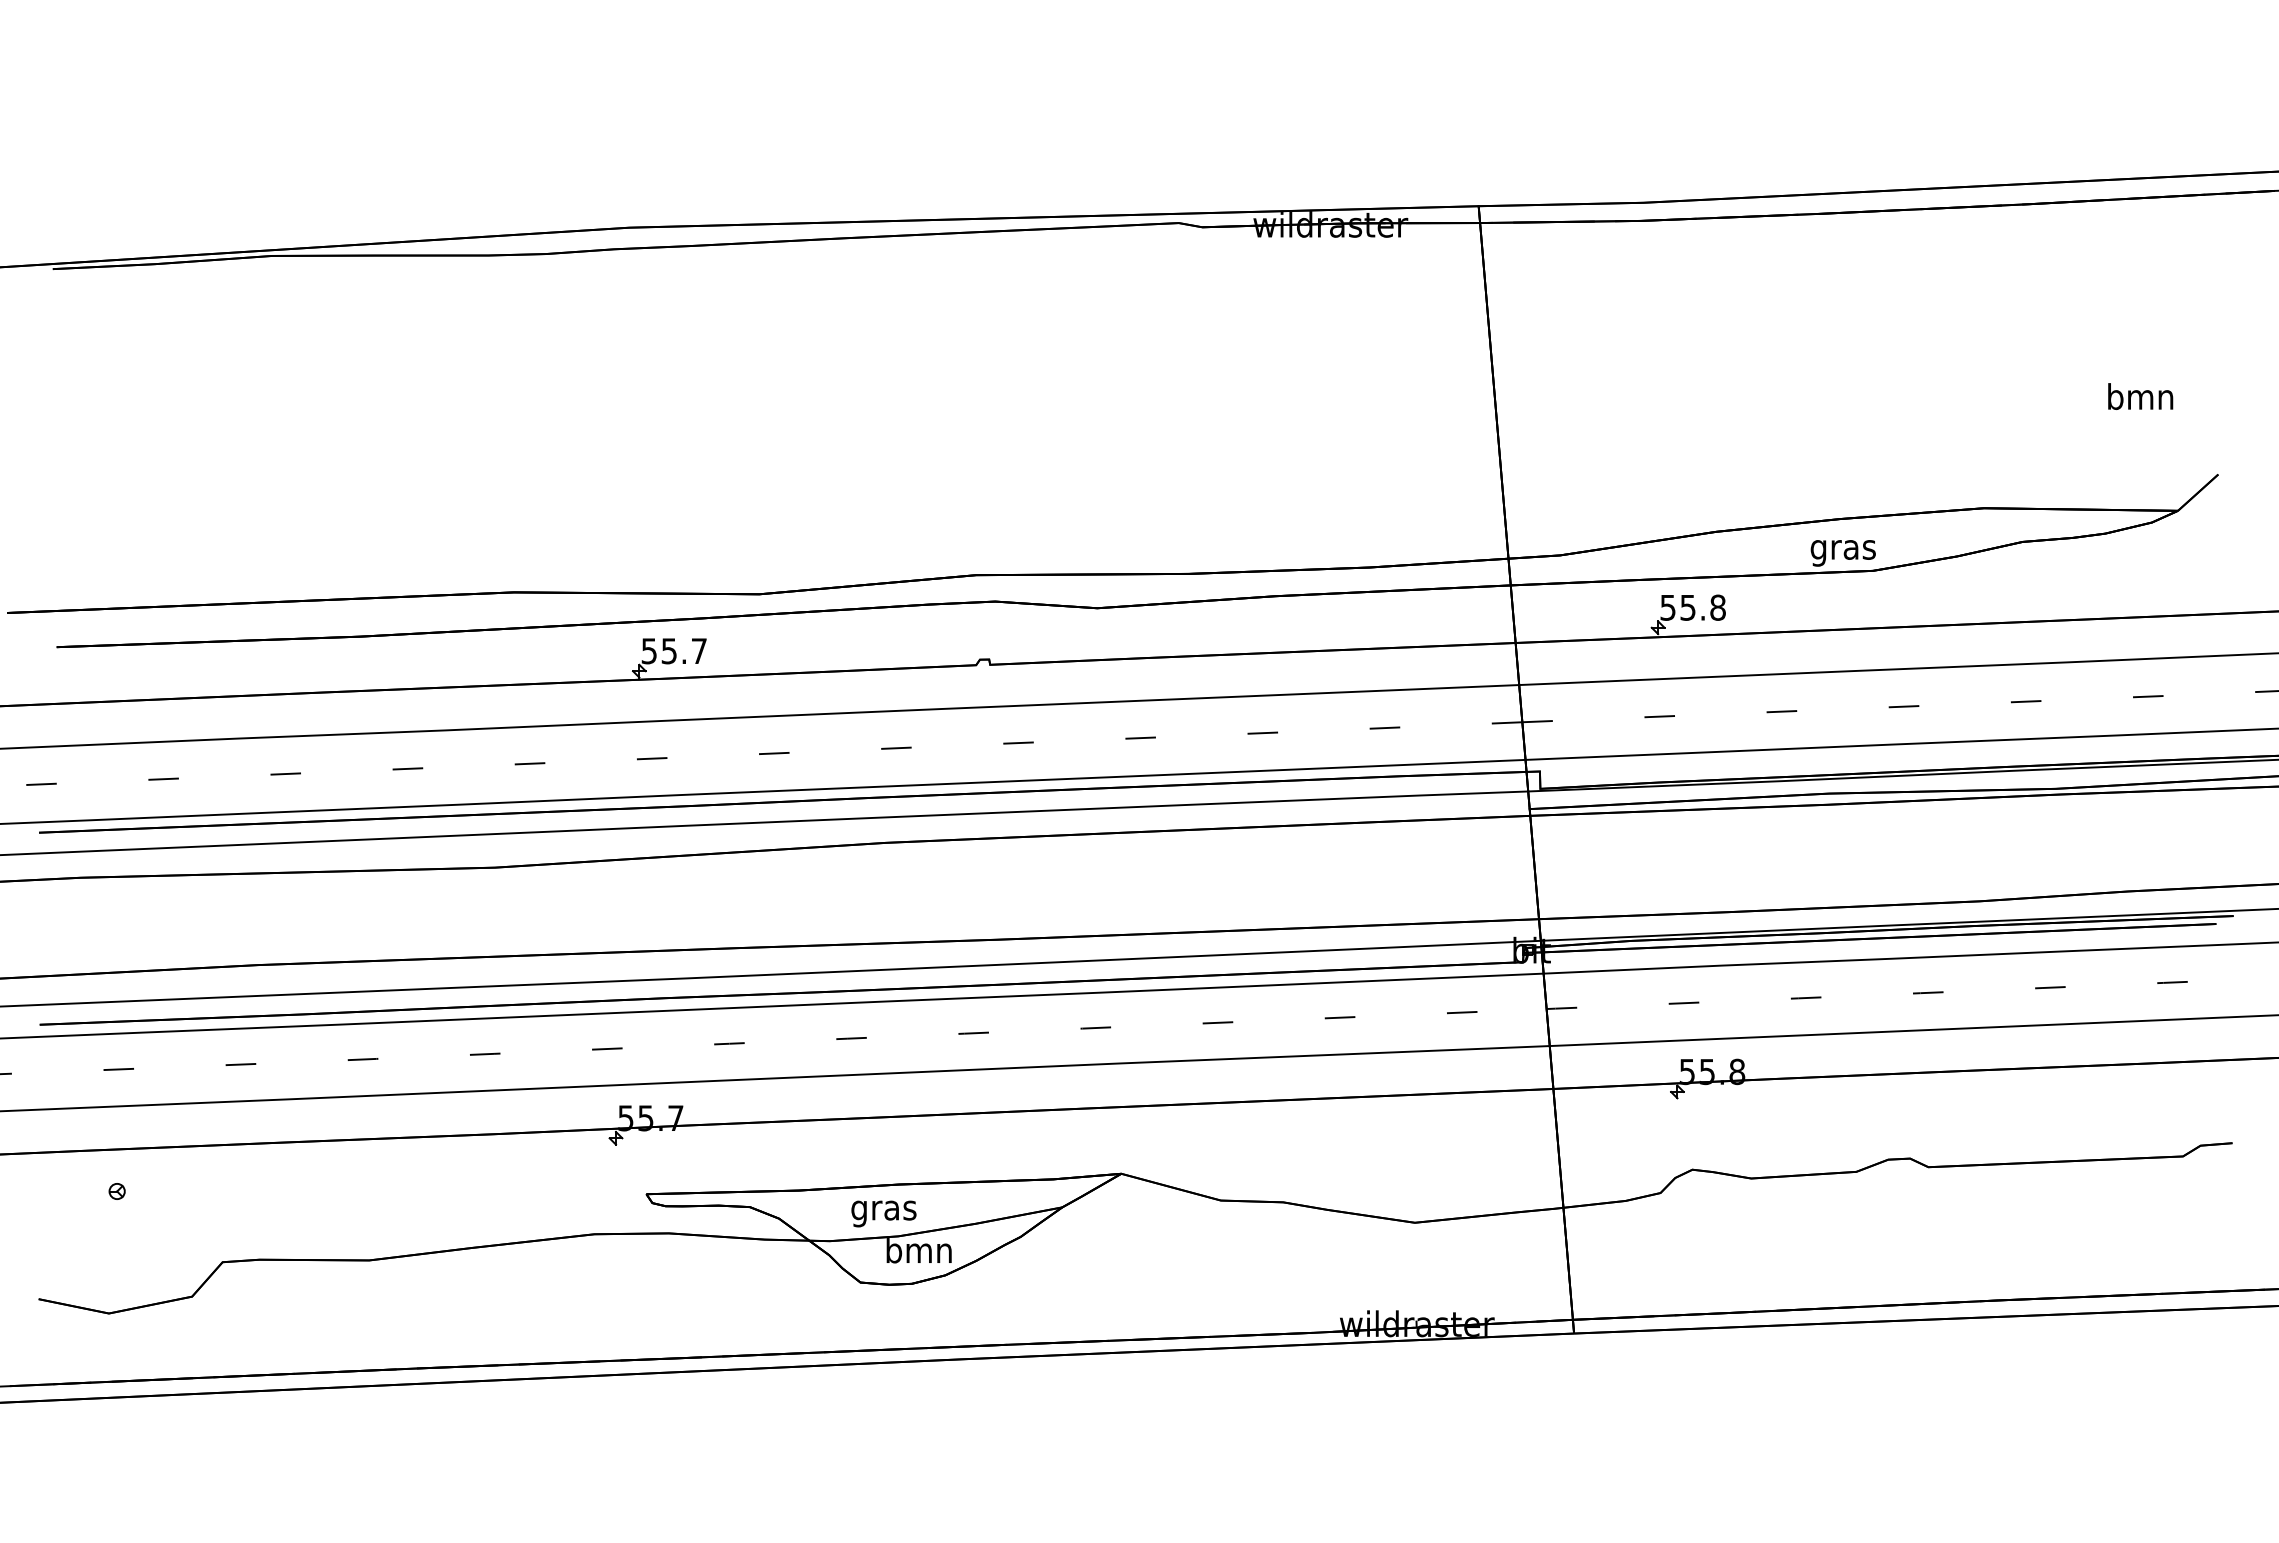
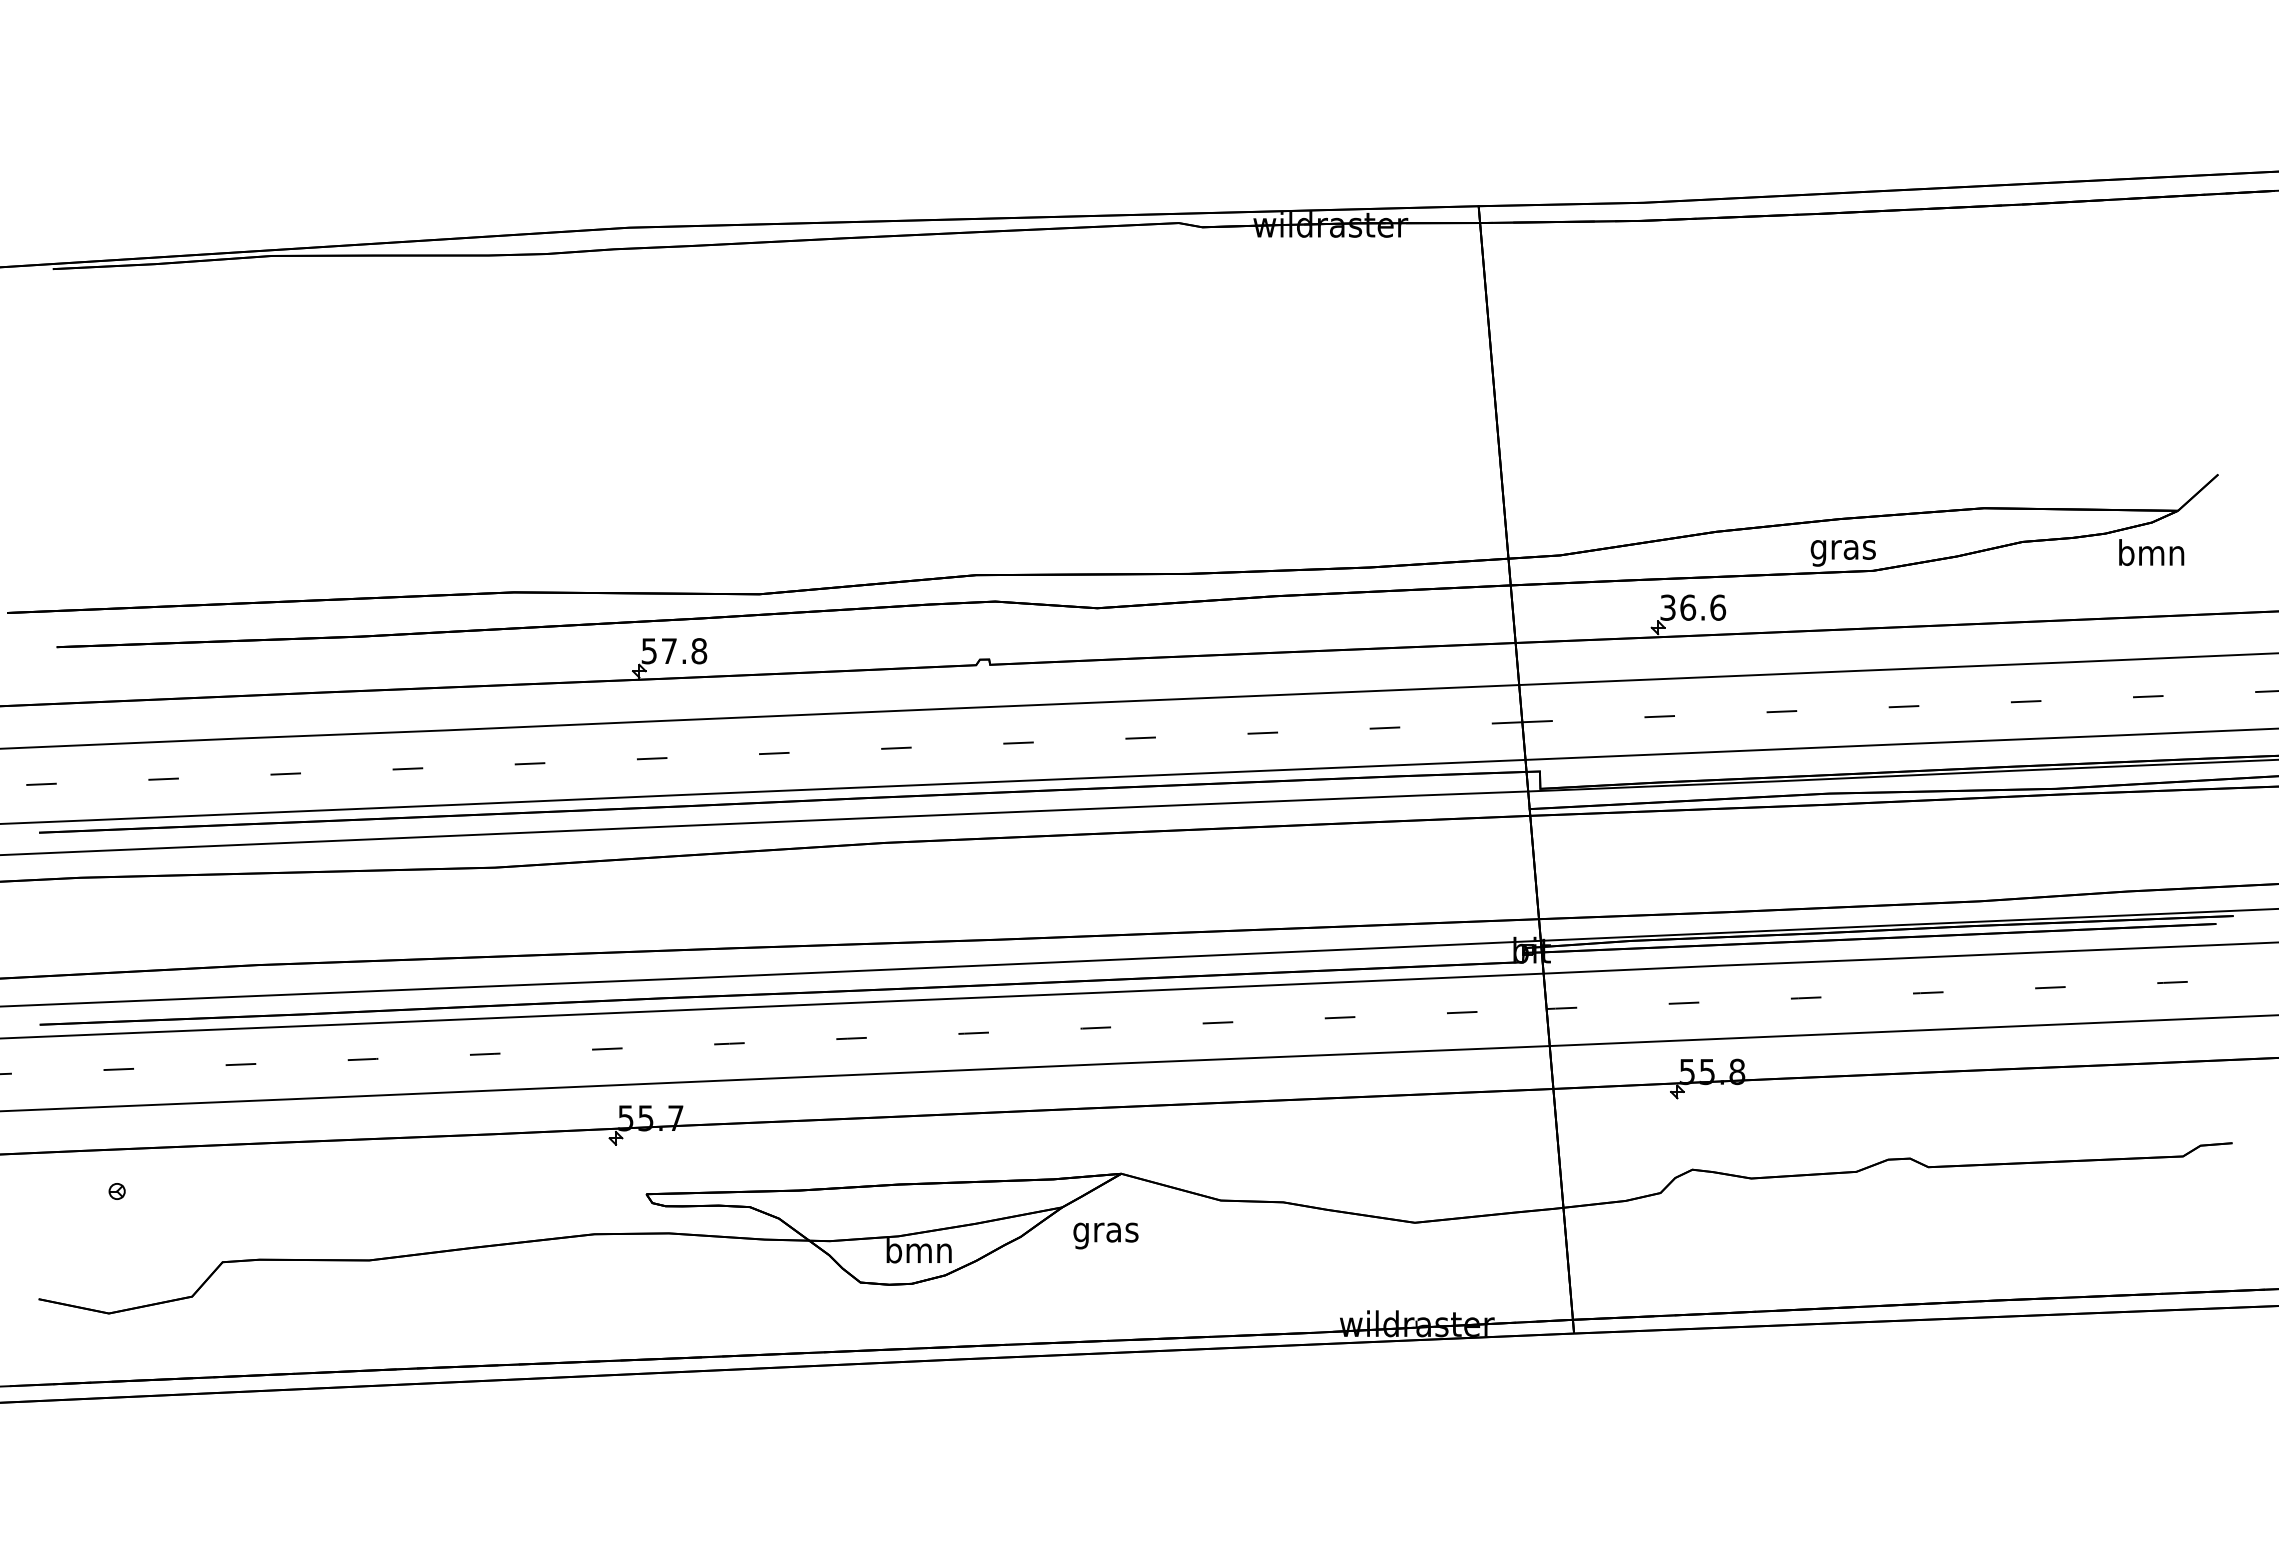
text position: (2140, 396) -> (2151, 552) (2151, 552)
text: 55.8 -> 36.6 (1693, 607)
text: 55.7 -> 57.8 (684, 651)
text position: (883, 1213) -> (1105, 1235) (1105, 1235)
